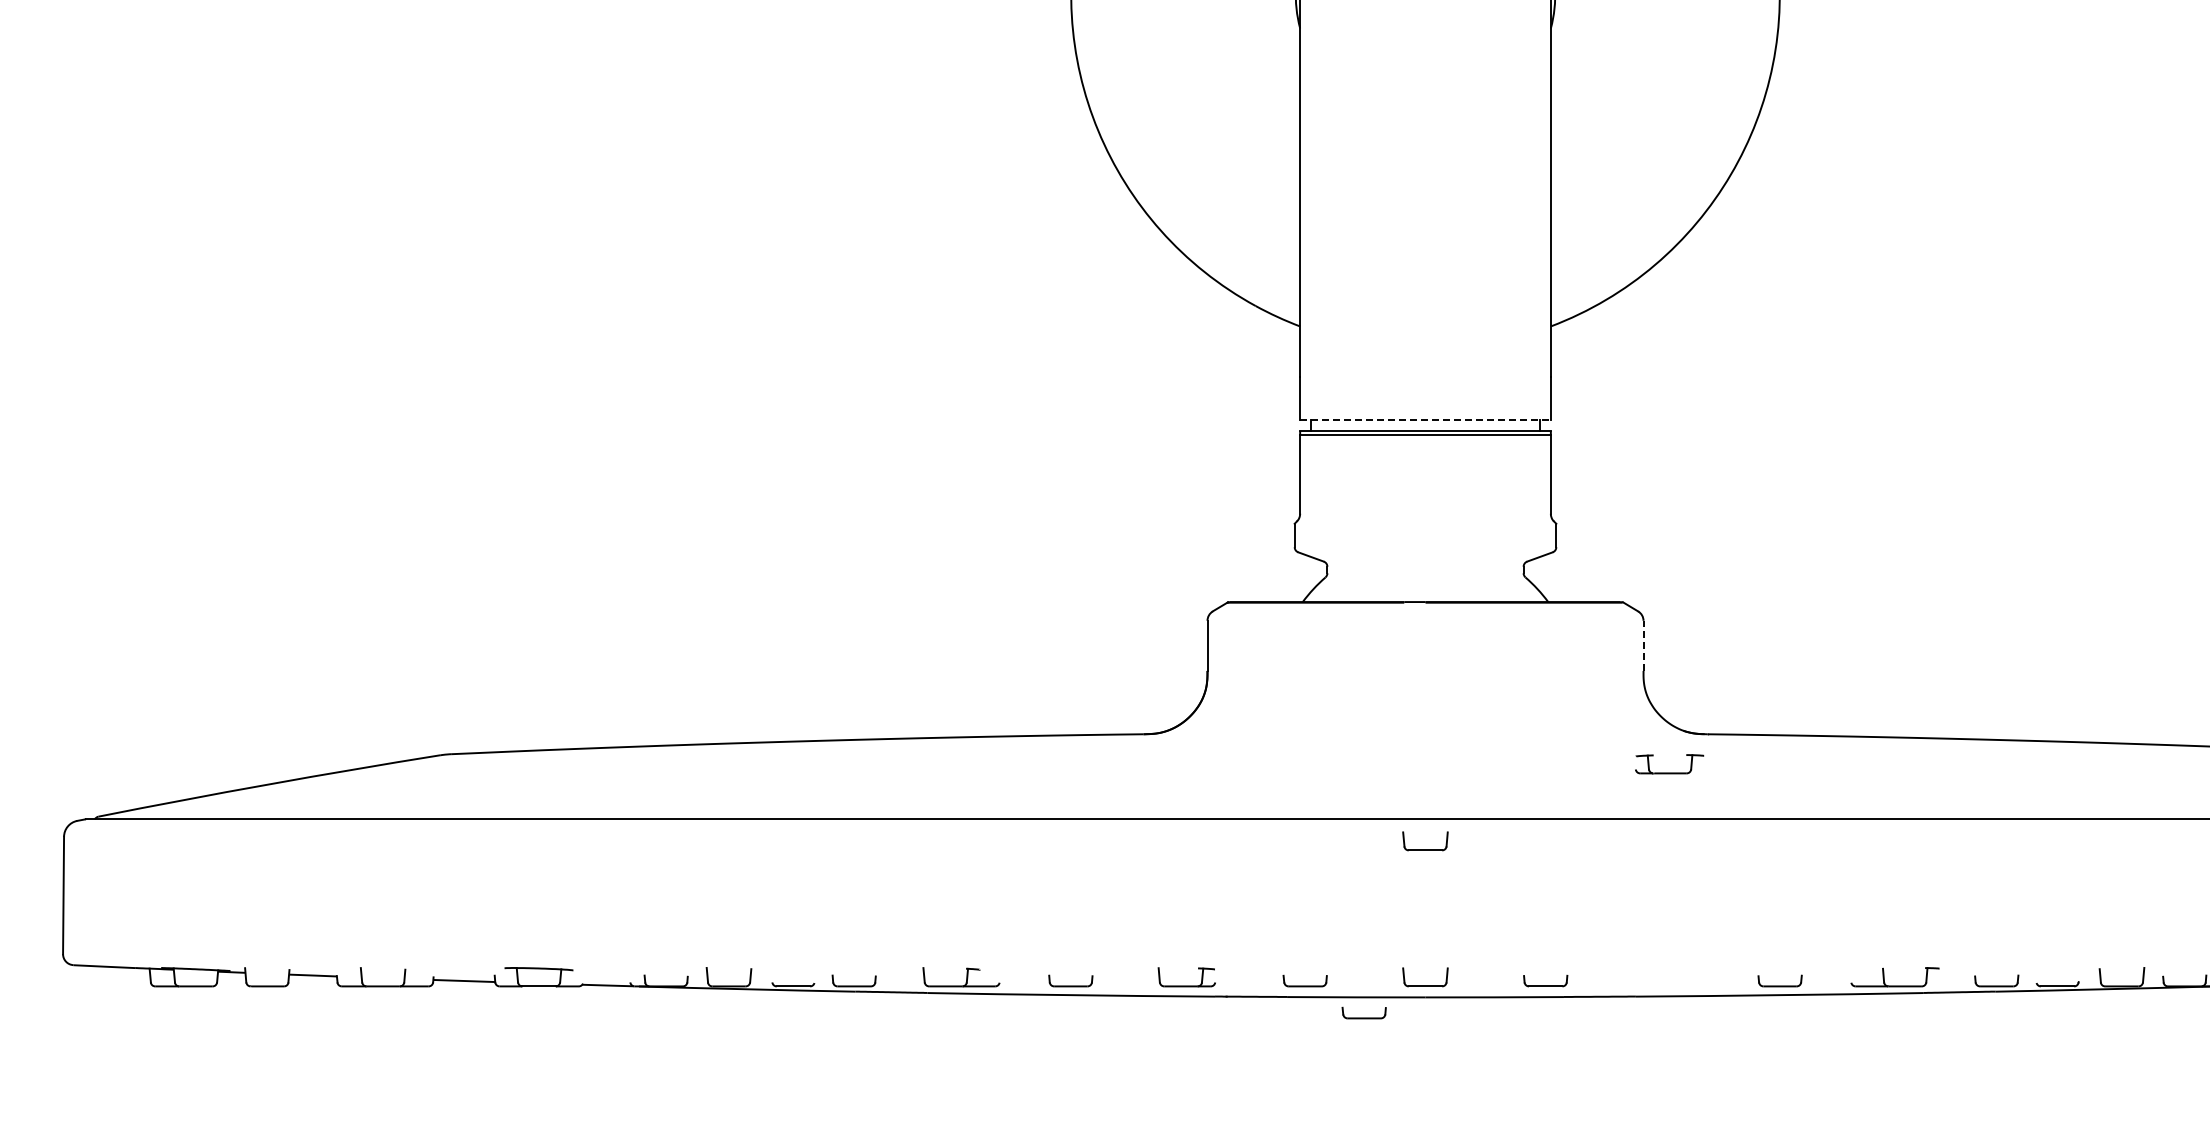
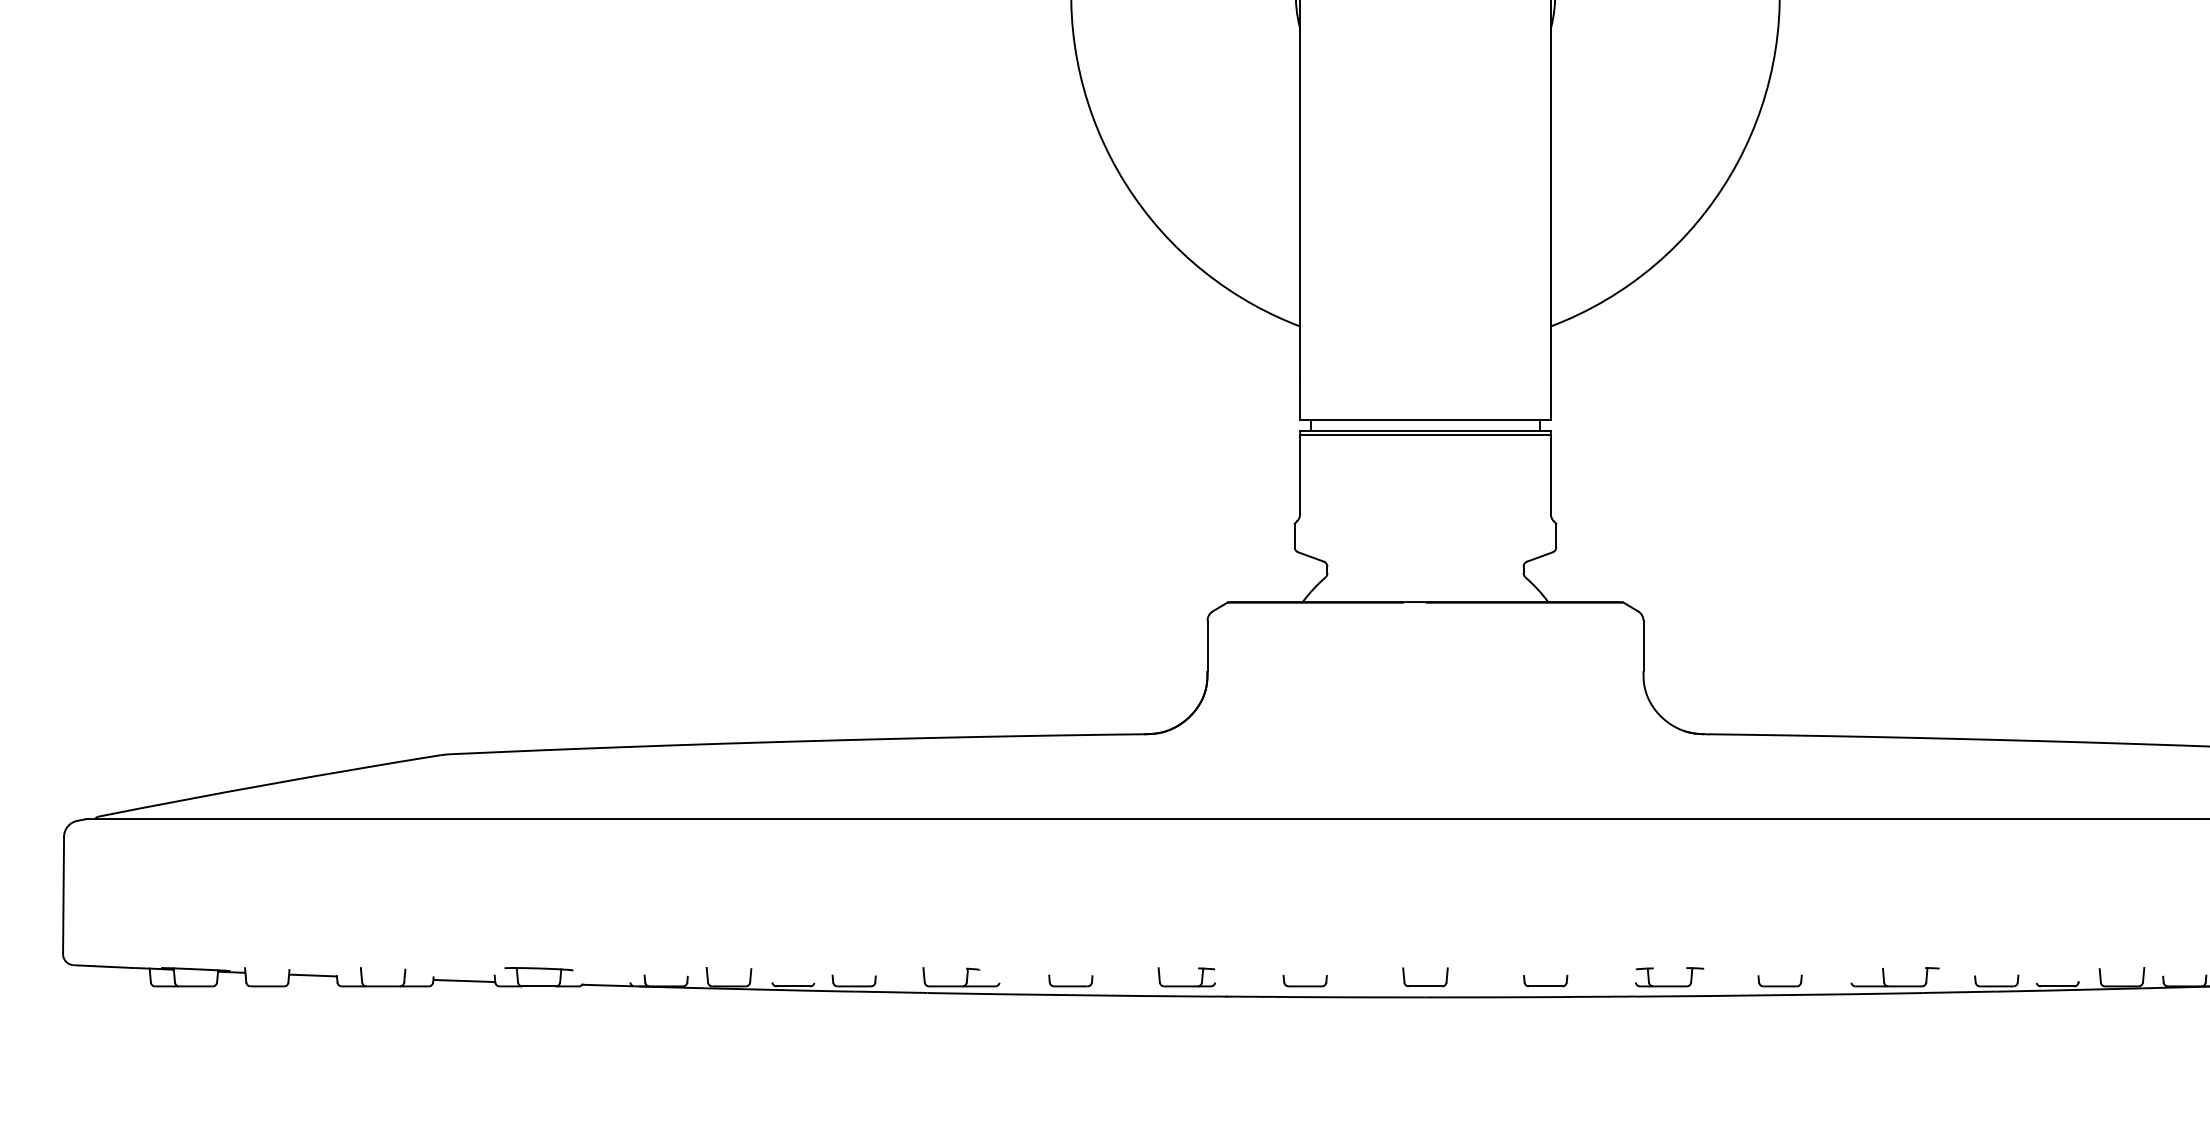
line: dashed -> solid (1426, 420)
line: dashed -> solid (1643, 645)
part position: (1669, 772) -> (1669, 985) (1669, 985)
part: present -> none (1425, 849)
part: present -> none (1363, 1012)
